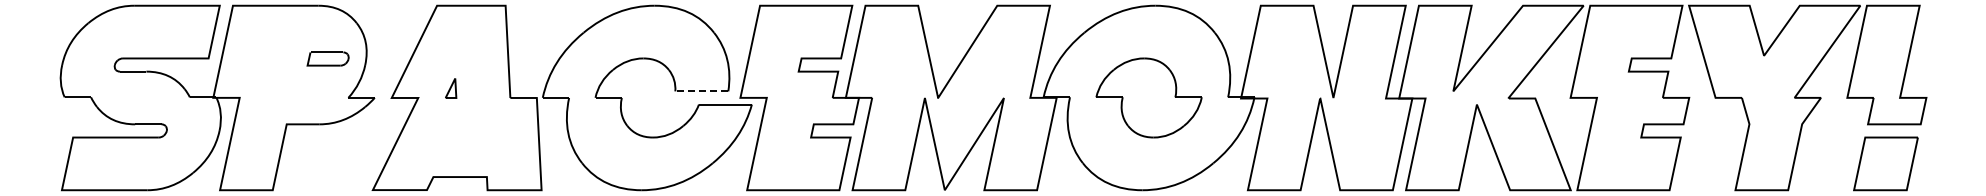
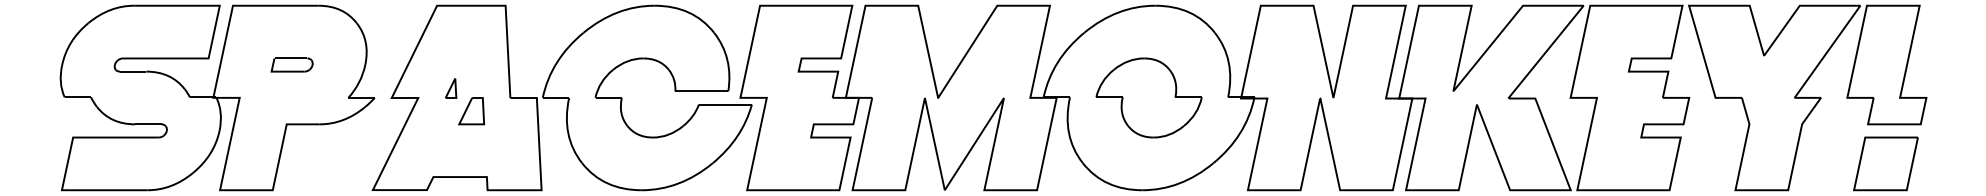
part position: (327, 58) -> (291, 64) (291, 64)
line: dashed -> solid (701, 91)
part: none -> present (471, 111)
